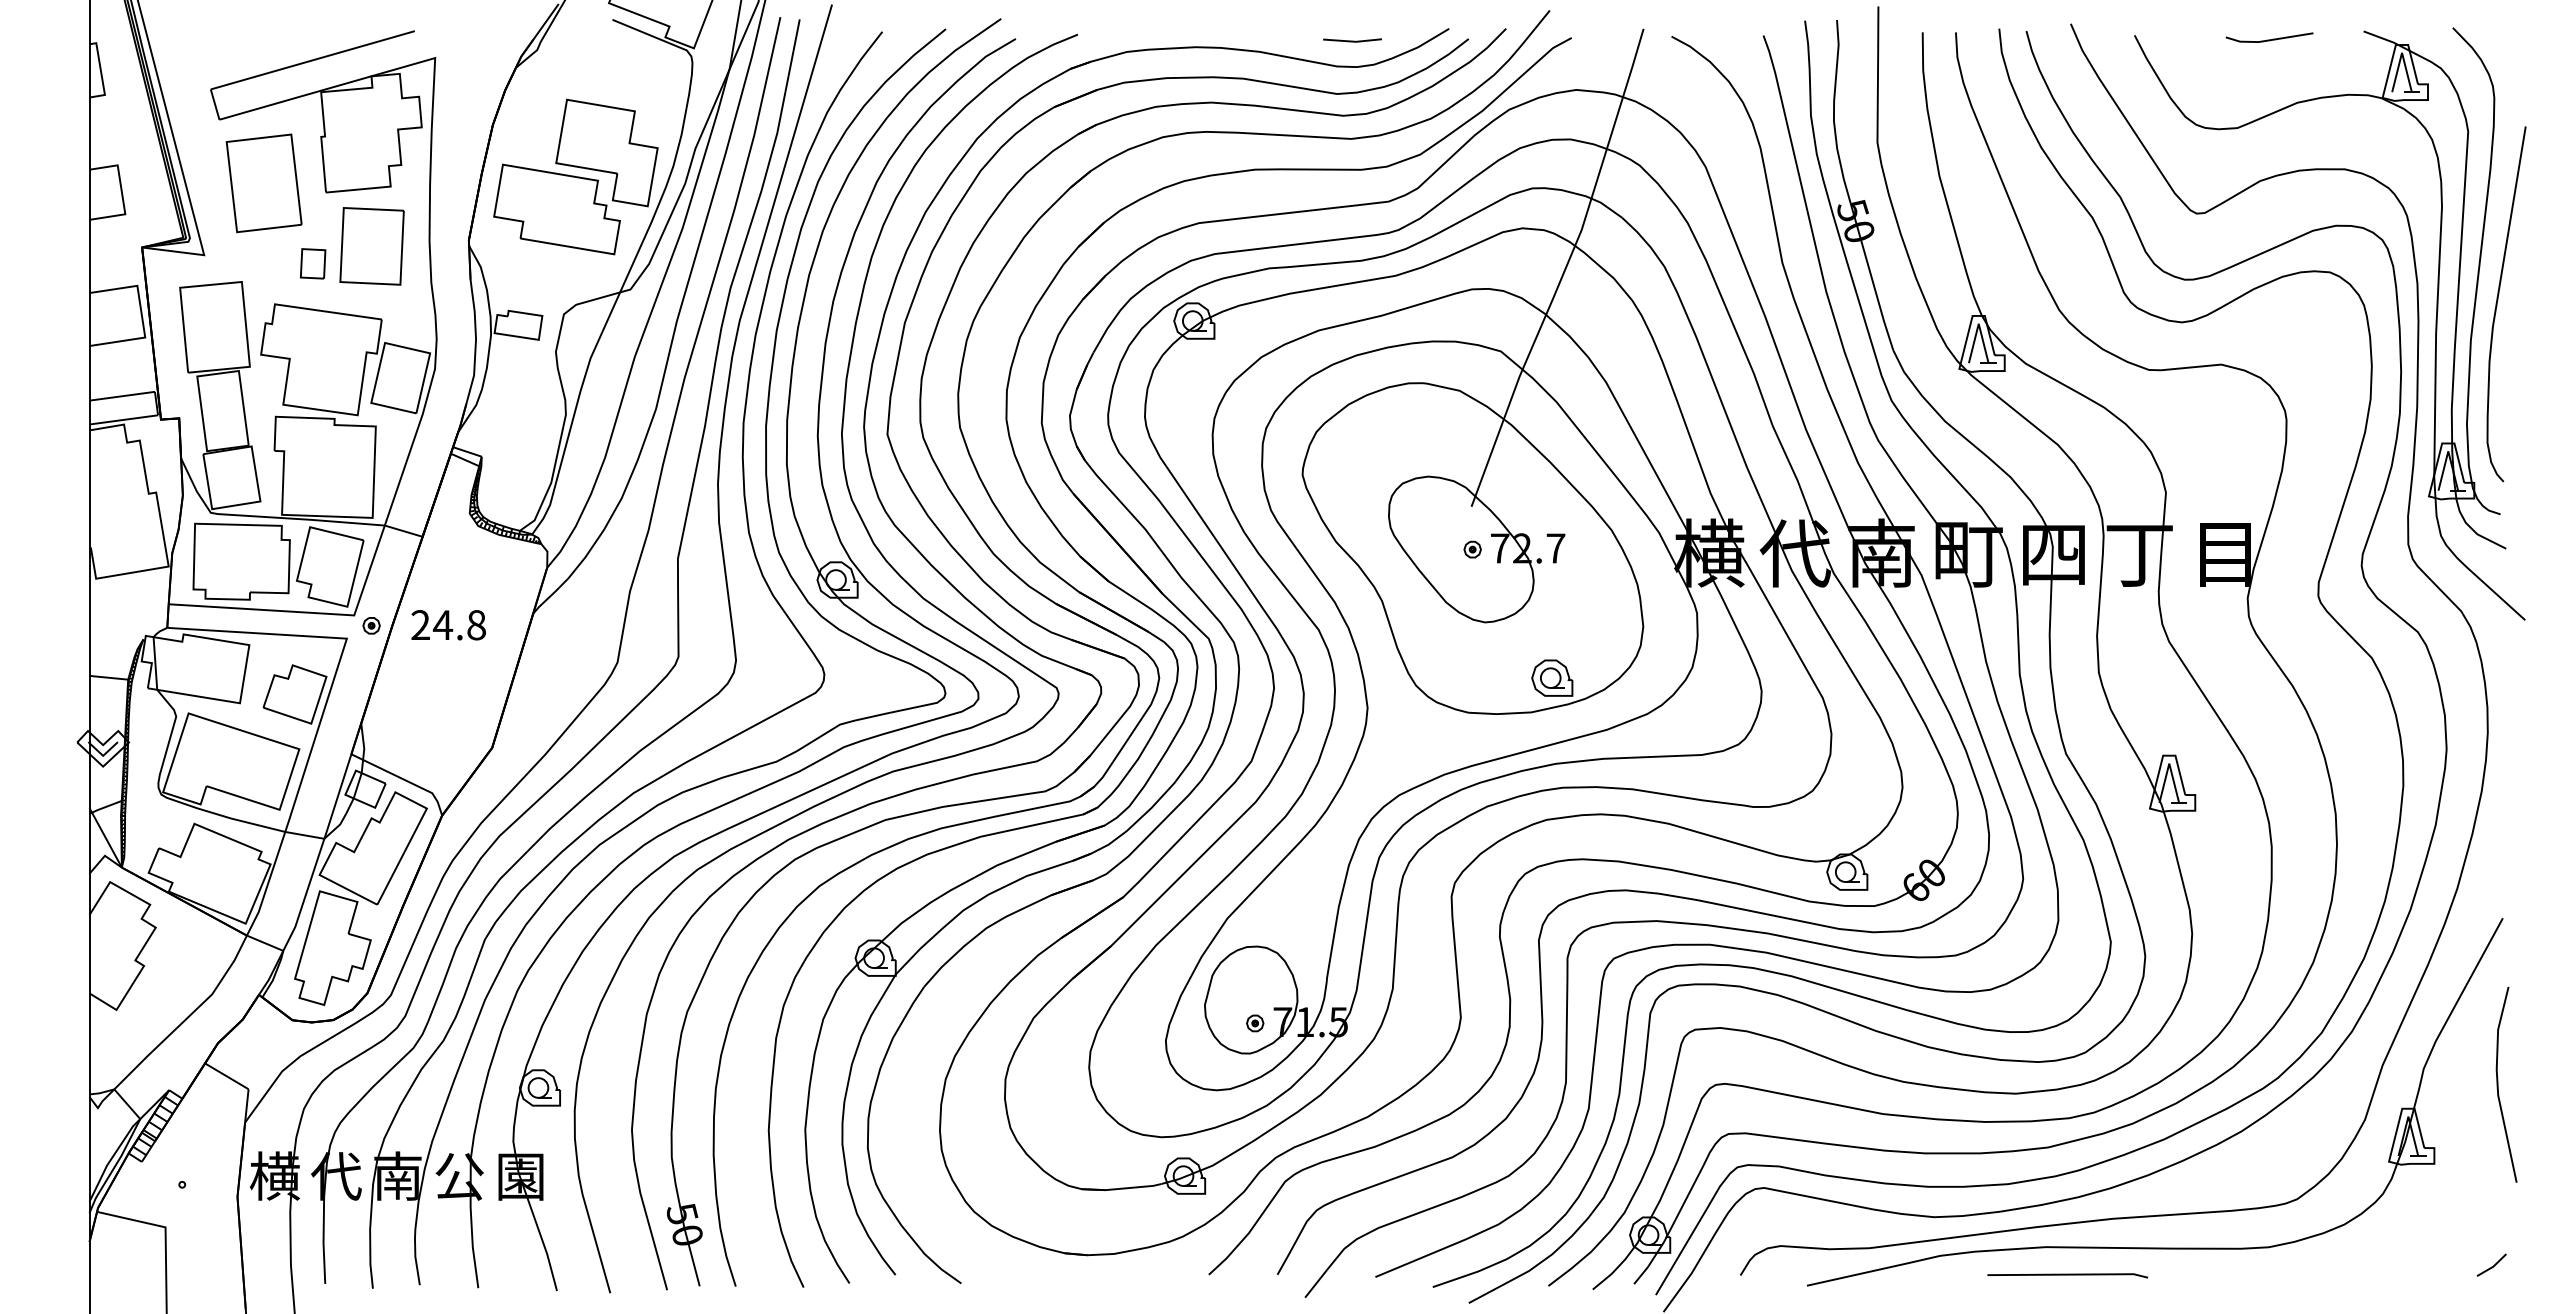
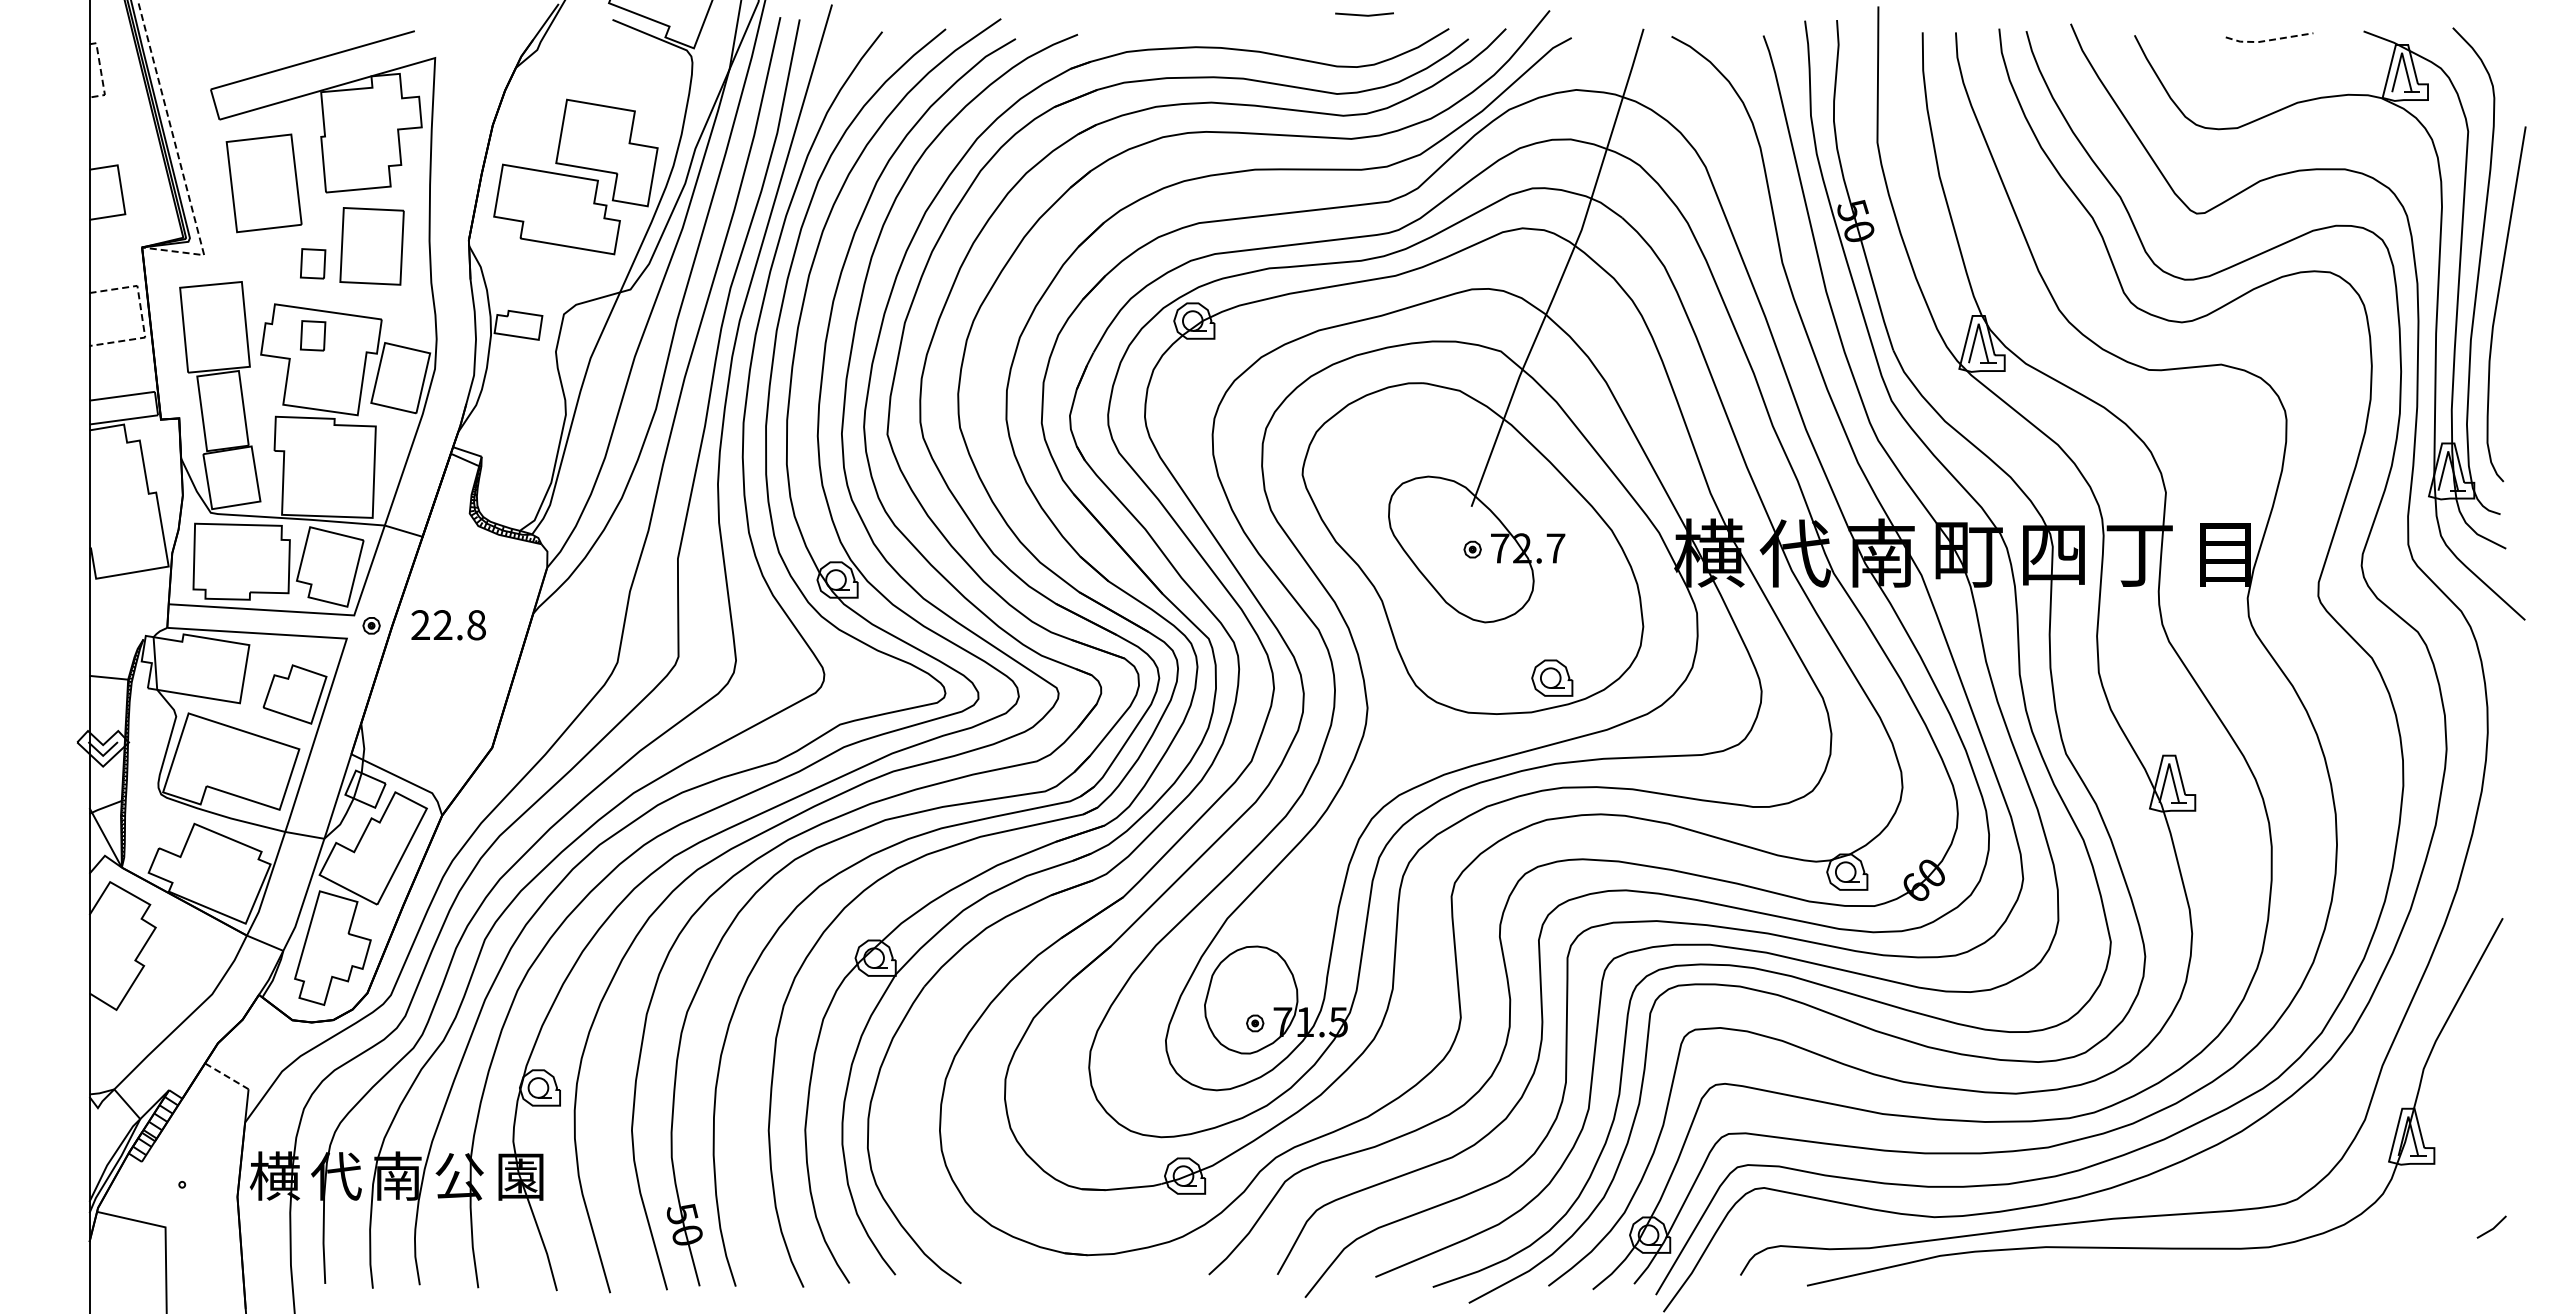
line position: (1352, 40) -> (1364, 14) (1364, 14)
line: solid -> dashed (2268, 40)
line: solid -> dashed (101, 73)
line: solid -> dashed (179, 159)
line: solid -> dashed (141, 316)
part: none -> present (313, 335)
text: 24.8 -> 22.8 (442, 624)
line: solid -> dashed (227, 1076)
line: present -> none (2498, 1084)
line position: (2491, 1266) -> (2491, 1228) (2491, 1228)
line: present -> none (2067, 1275)
